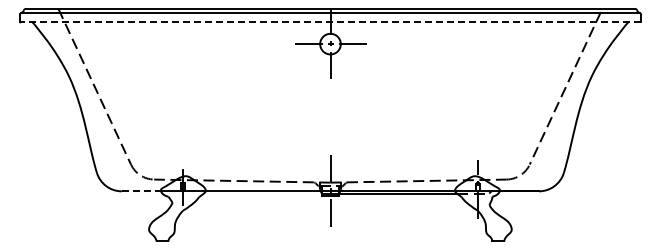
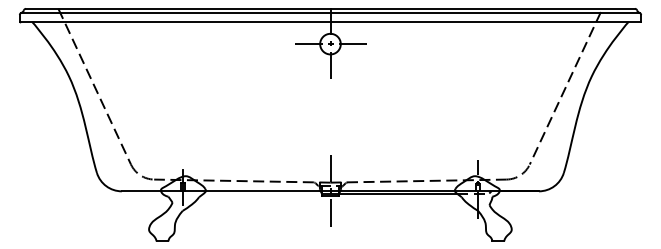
line: dashed -> solid (330, 21)
line: dashed -> solid (141, 191)
